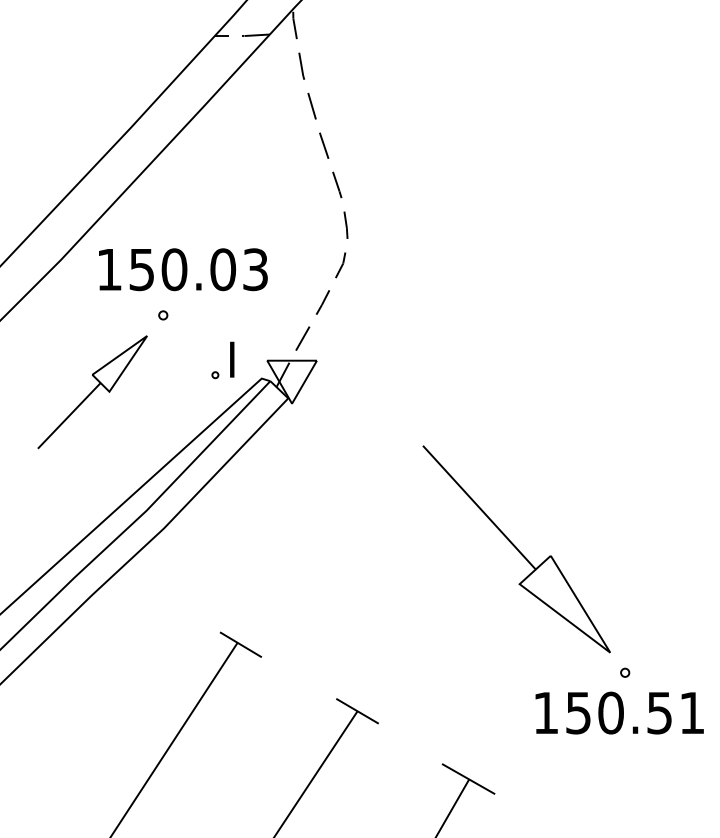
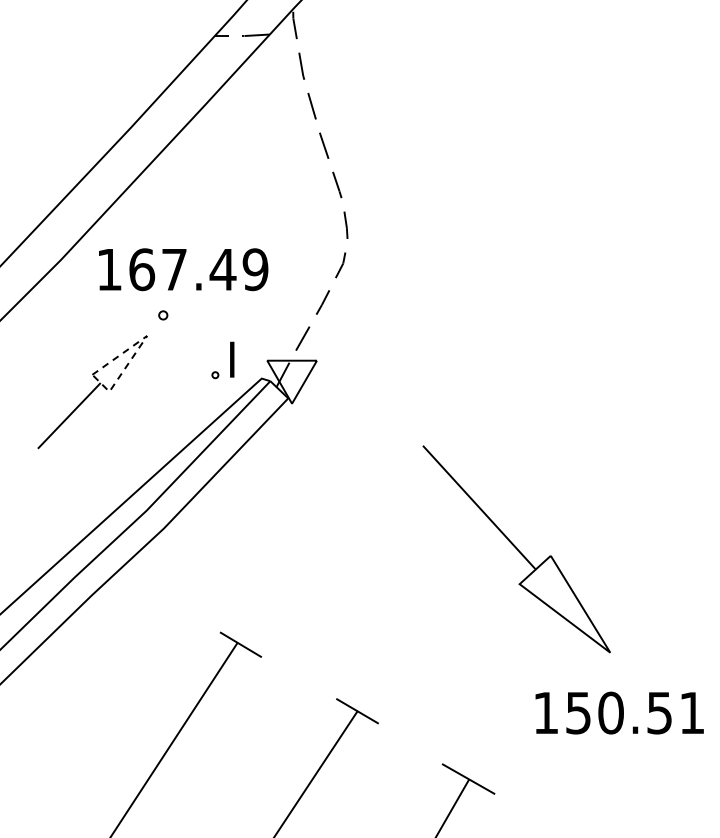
text: 150.03 -> 167.49 (198, 269)
line: solid -> dashed (140, 346)
part: present -> none (625, 672)
